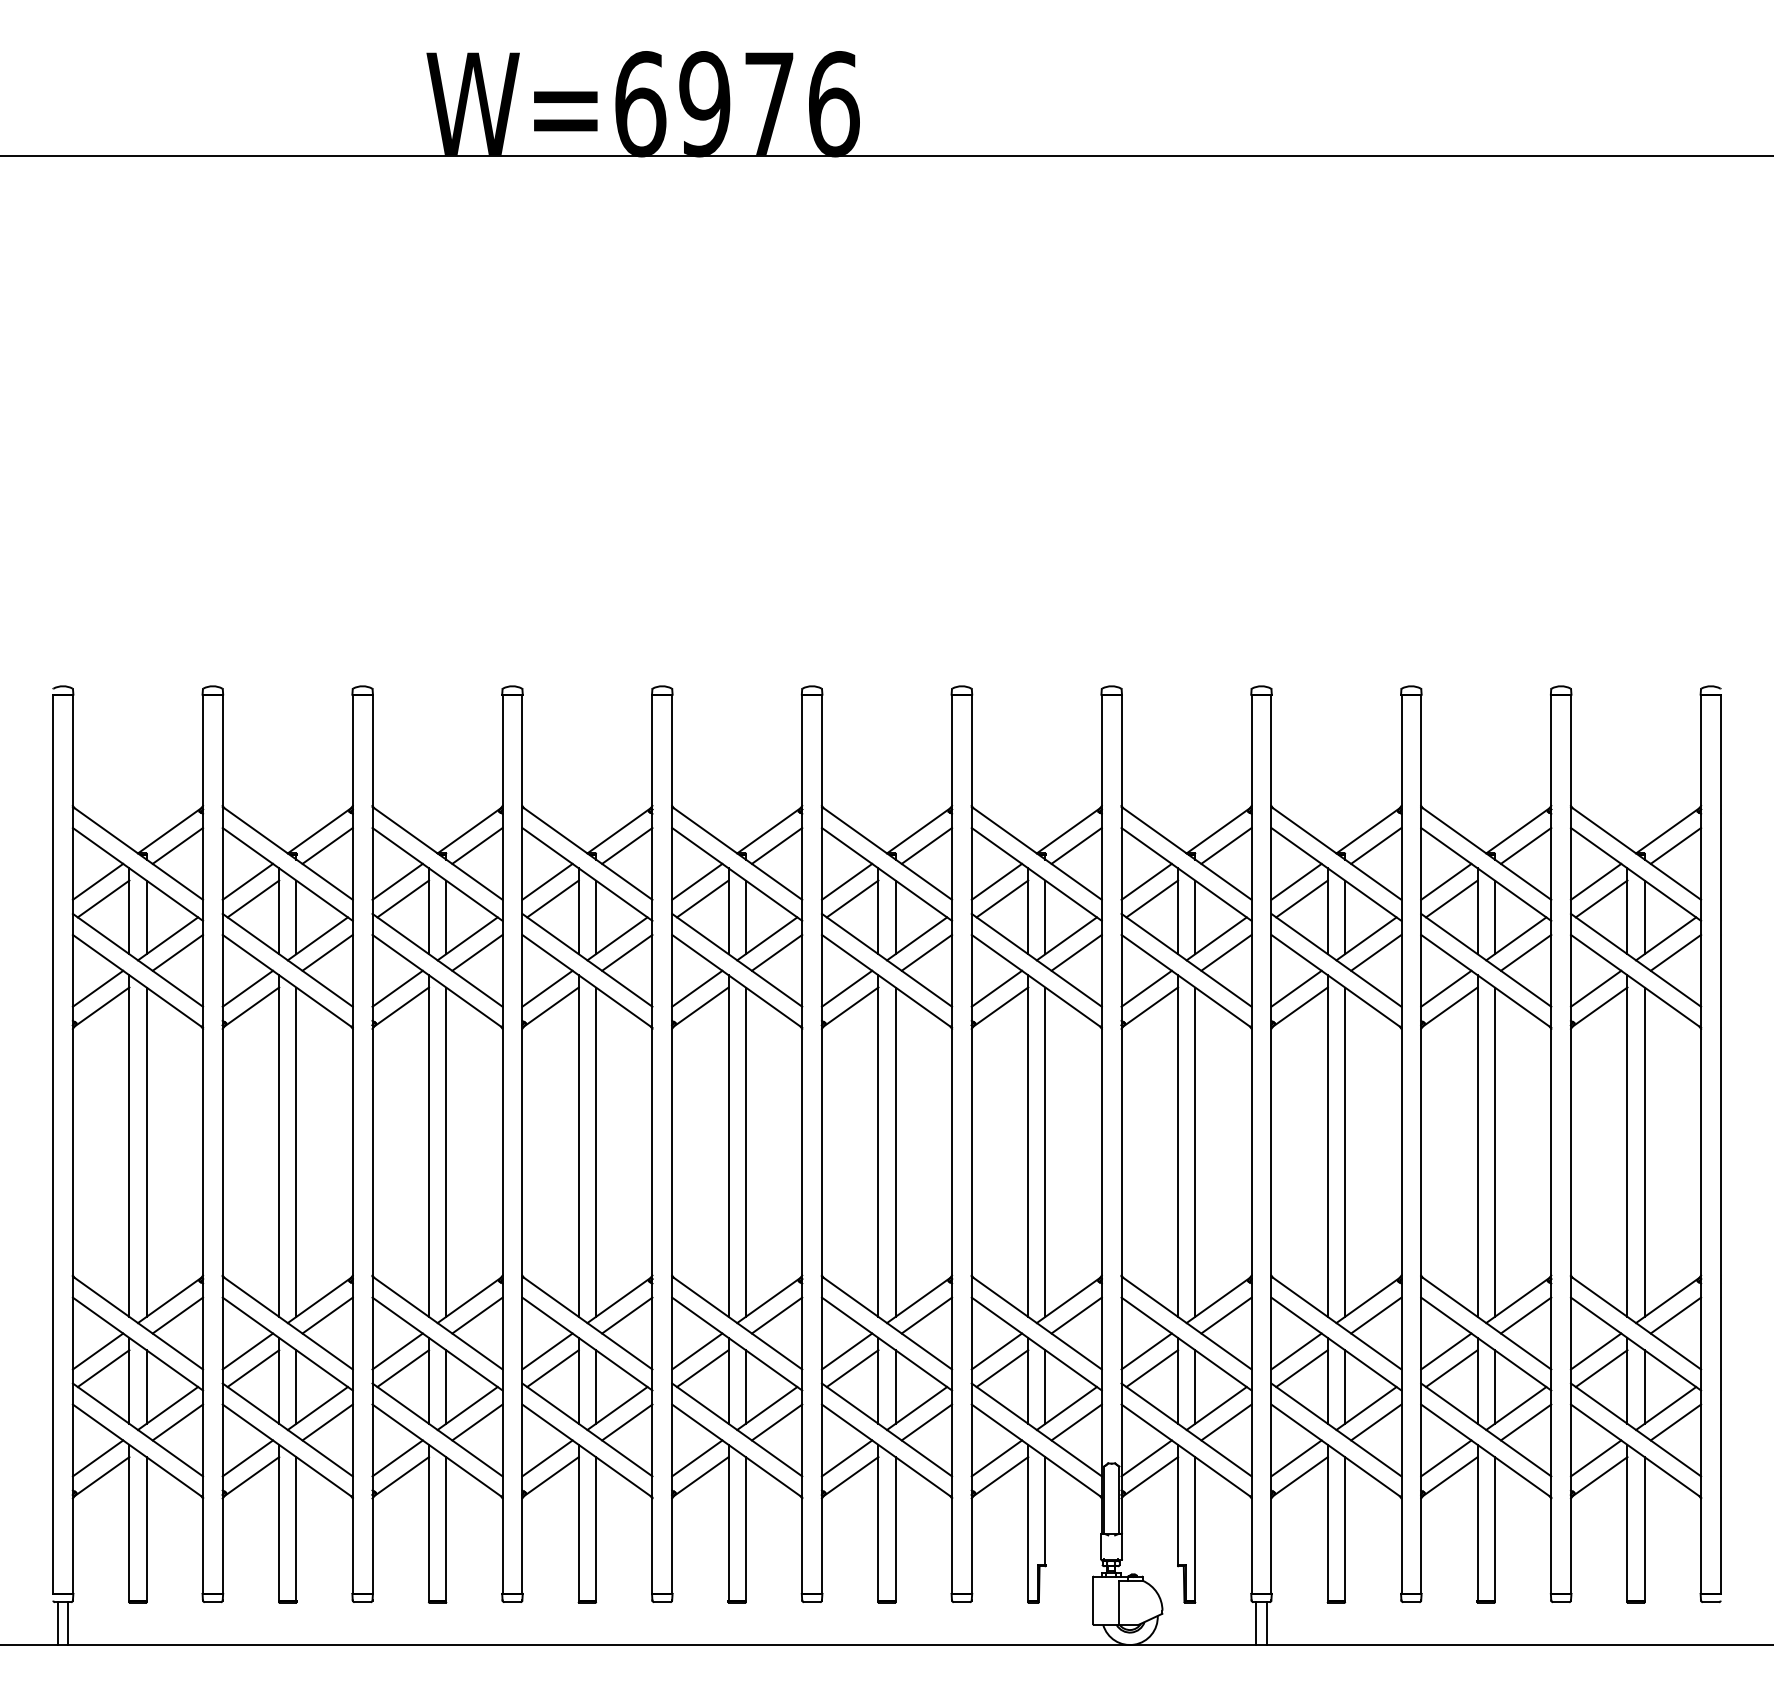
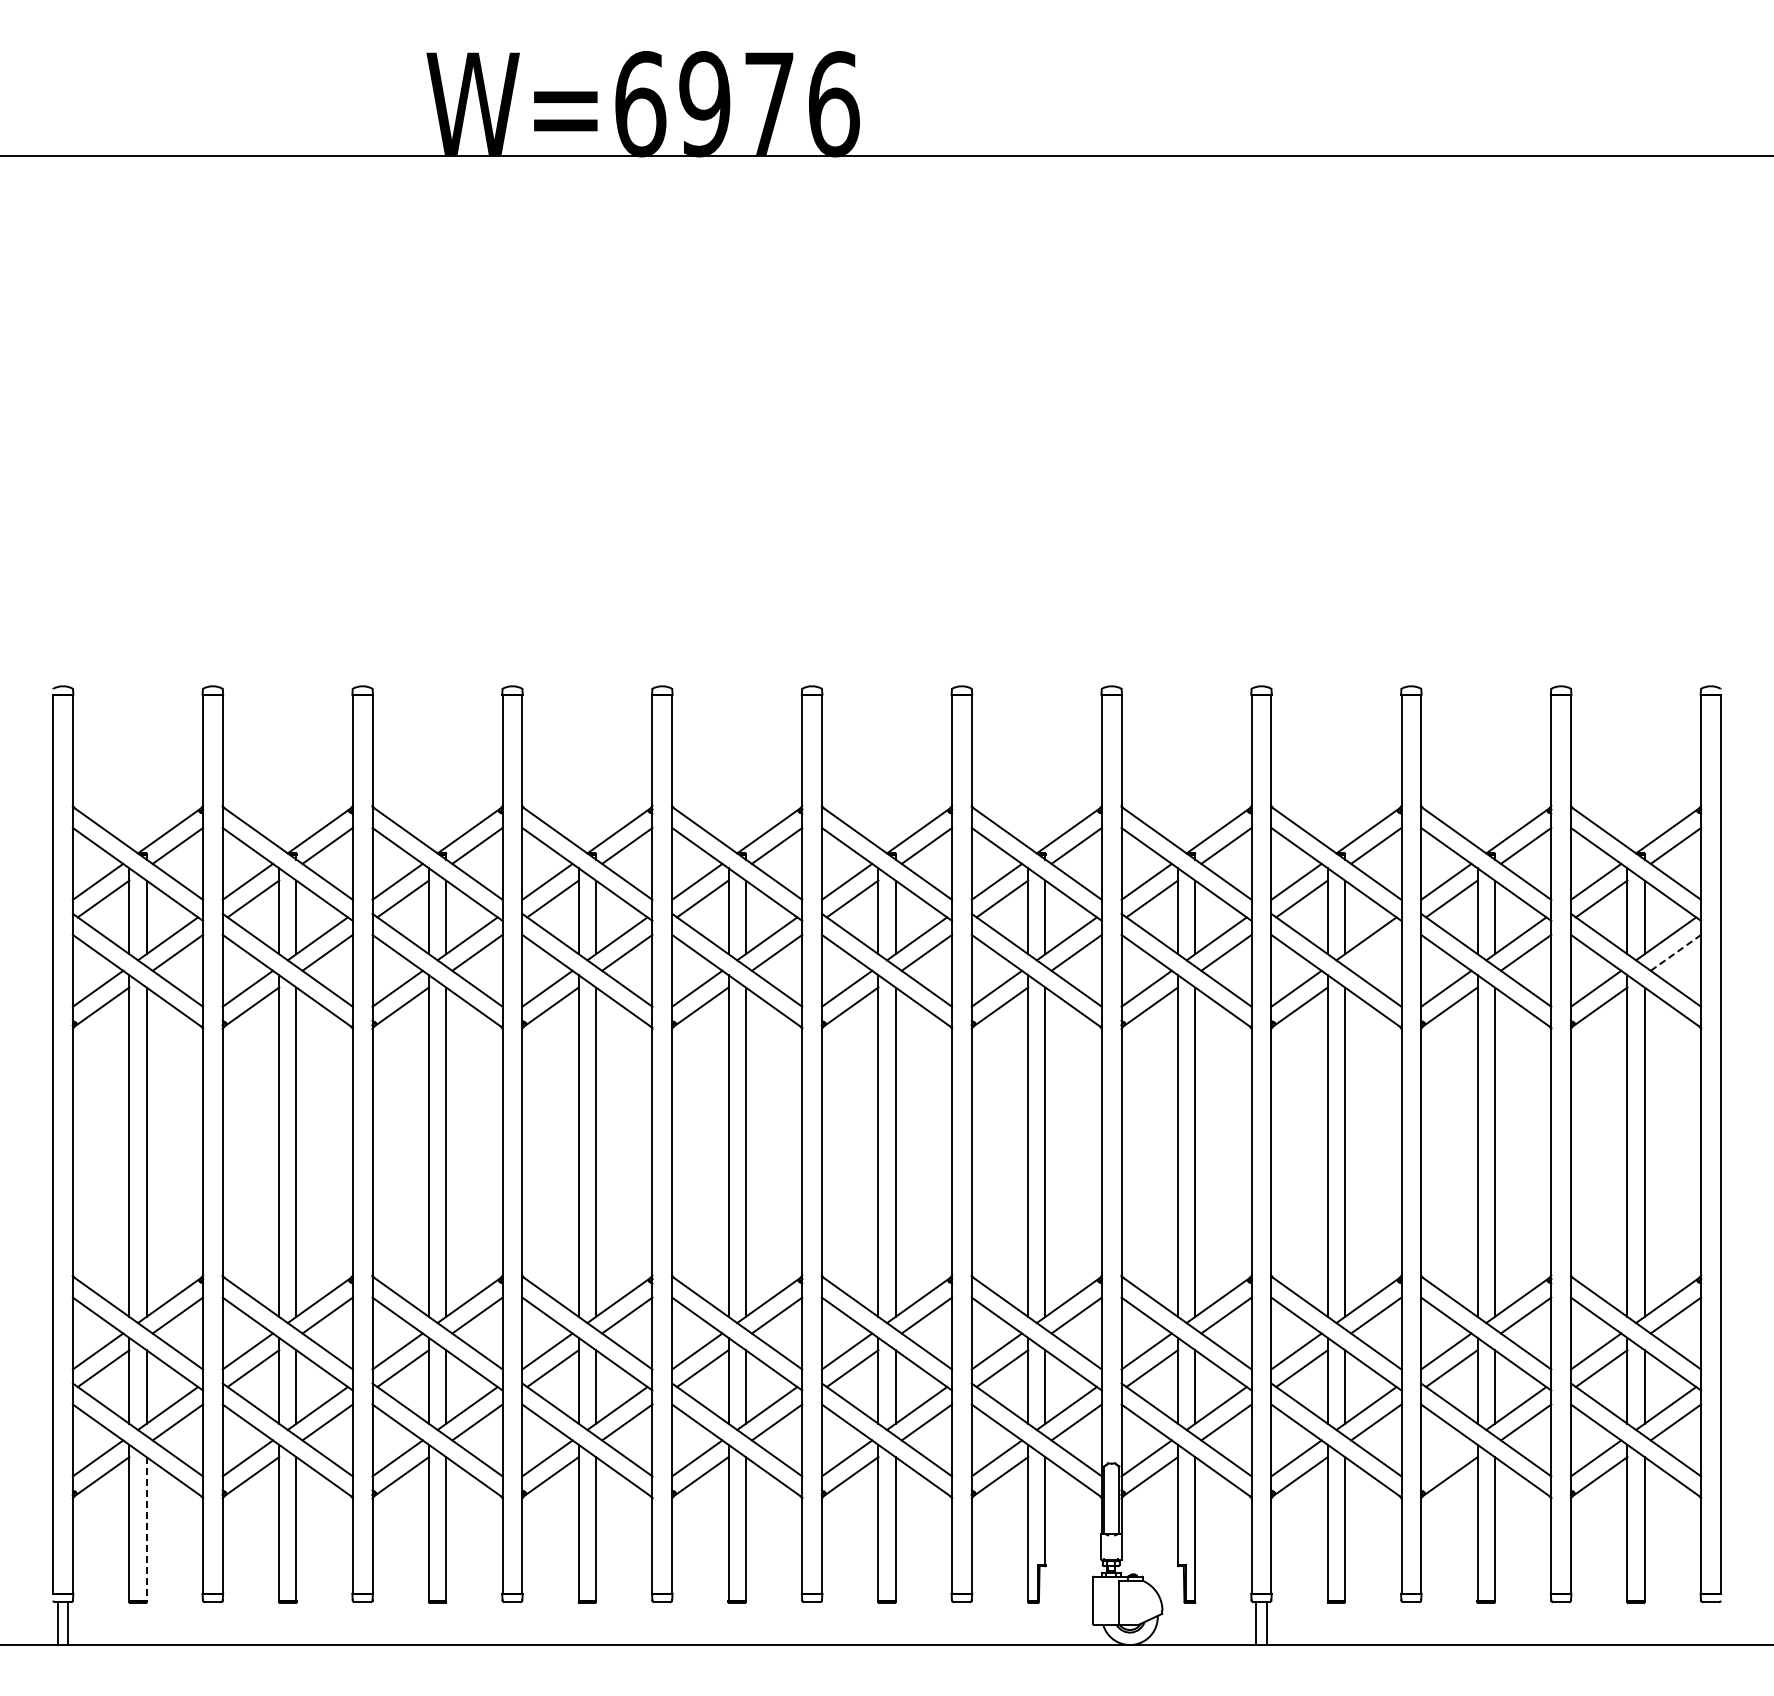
line: present -> none (1376, 952)
line: solid -> dashed (1675, 952)
line: present -> none (1446, 1458)
line: solid -> dashed (146, 1528)
